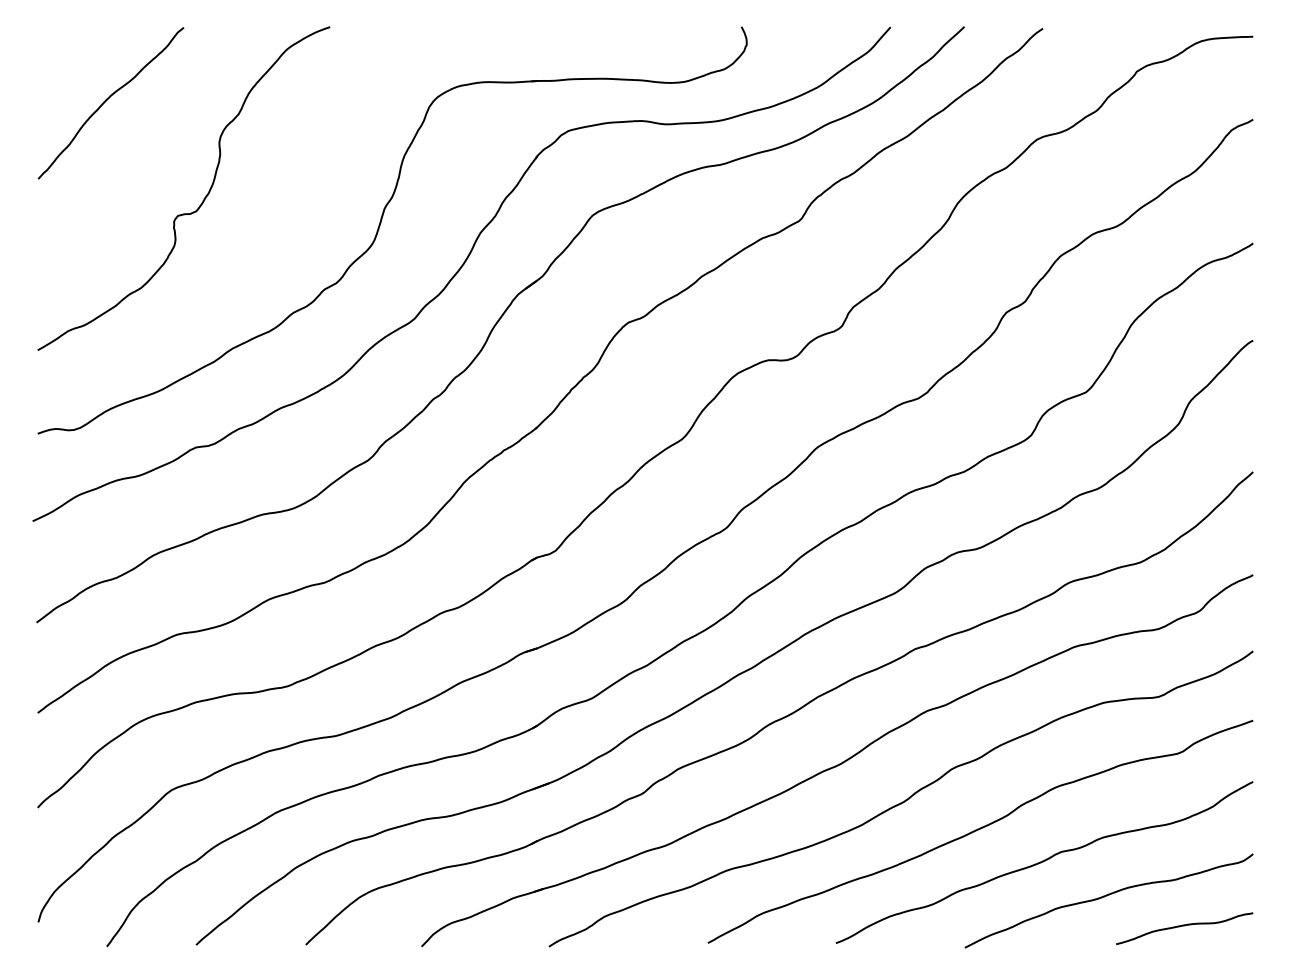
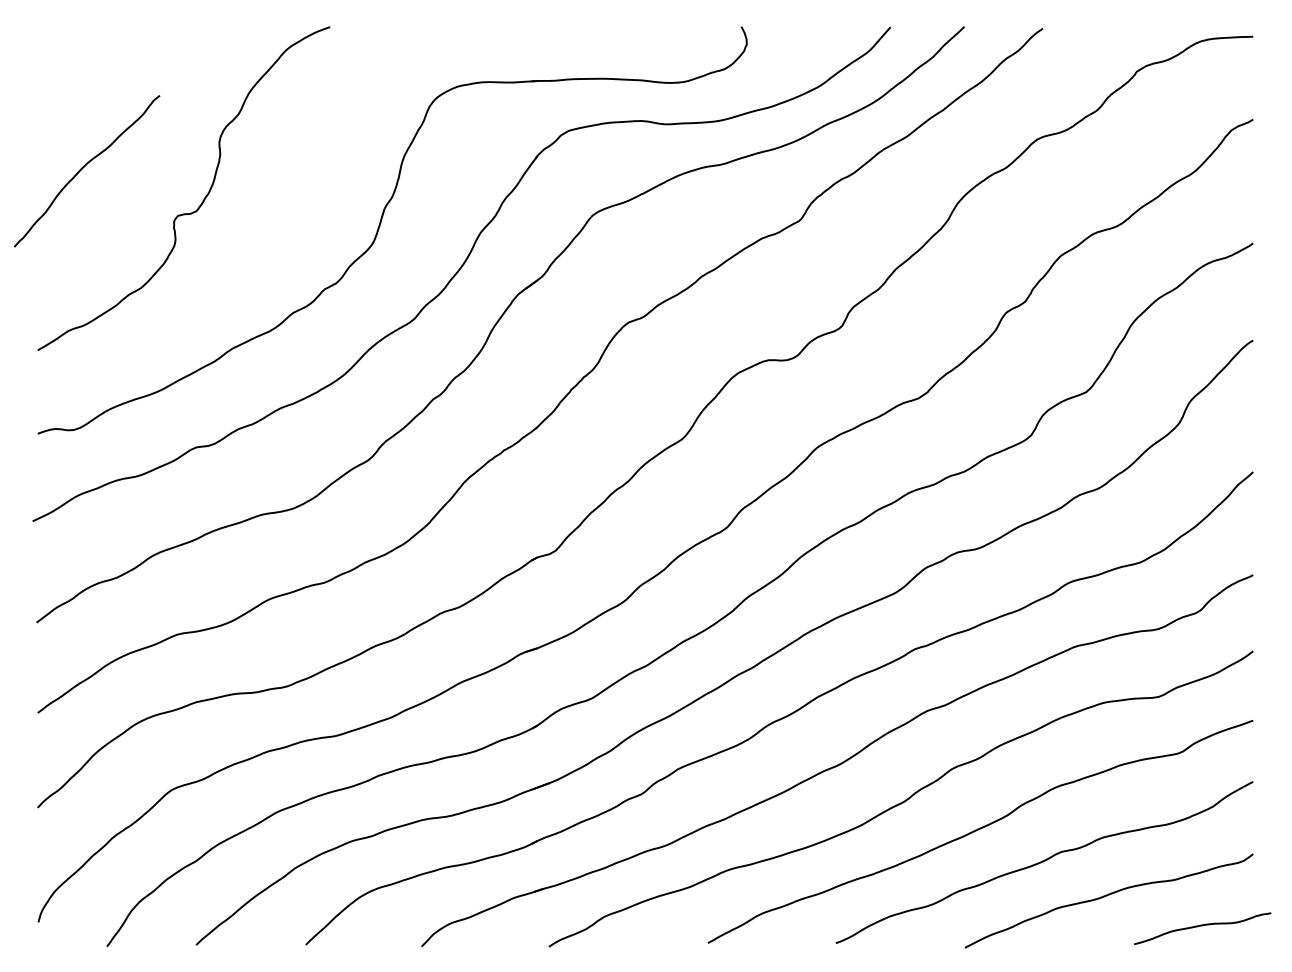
curve position: (107, 100) -> (83, 168) (83, 168)
curve position: (1184, 926) -> (1202, 926) (1202, 926)
